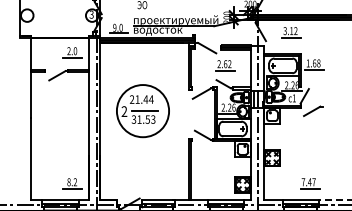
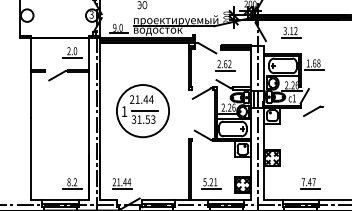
text: 2 -> 1 (124, 111)
part: none -> present (122, 183)
part: none -> present (211, 183)
line: dashed -> solid (334, 199)
